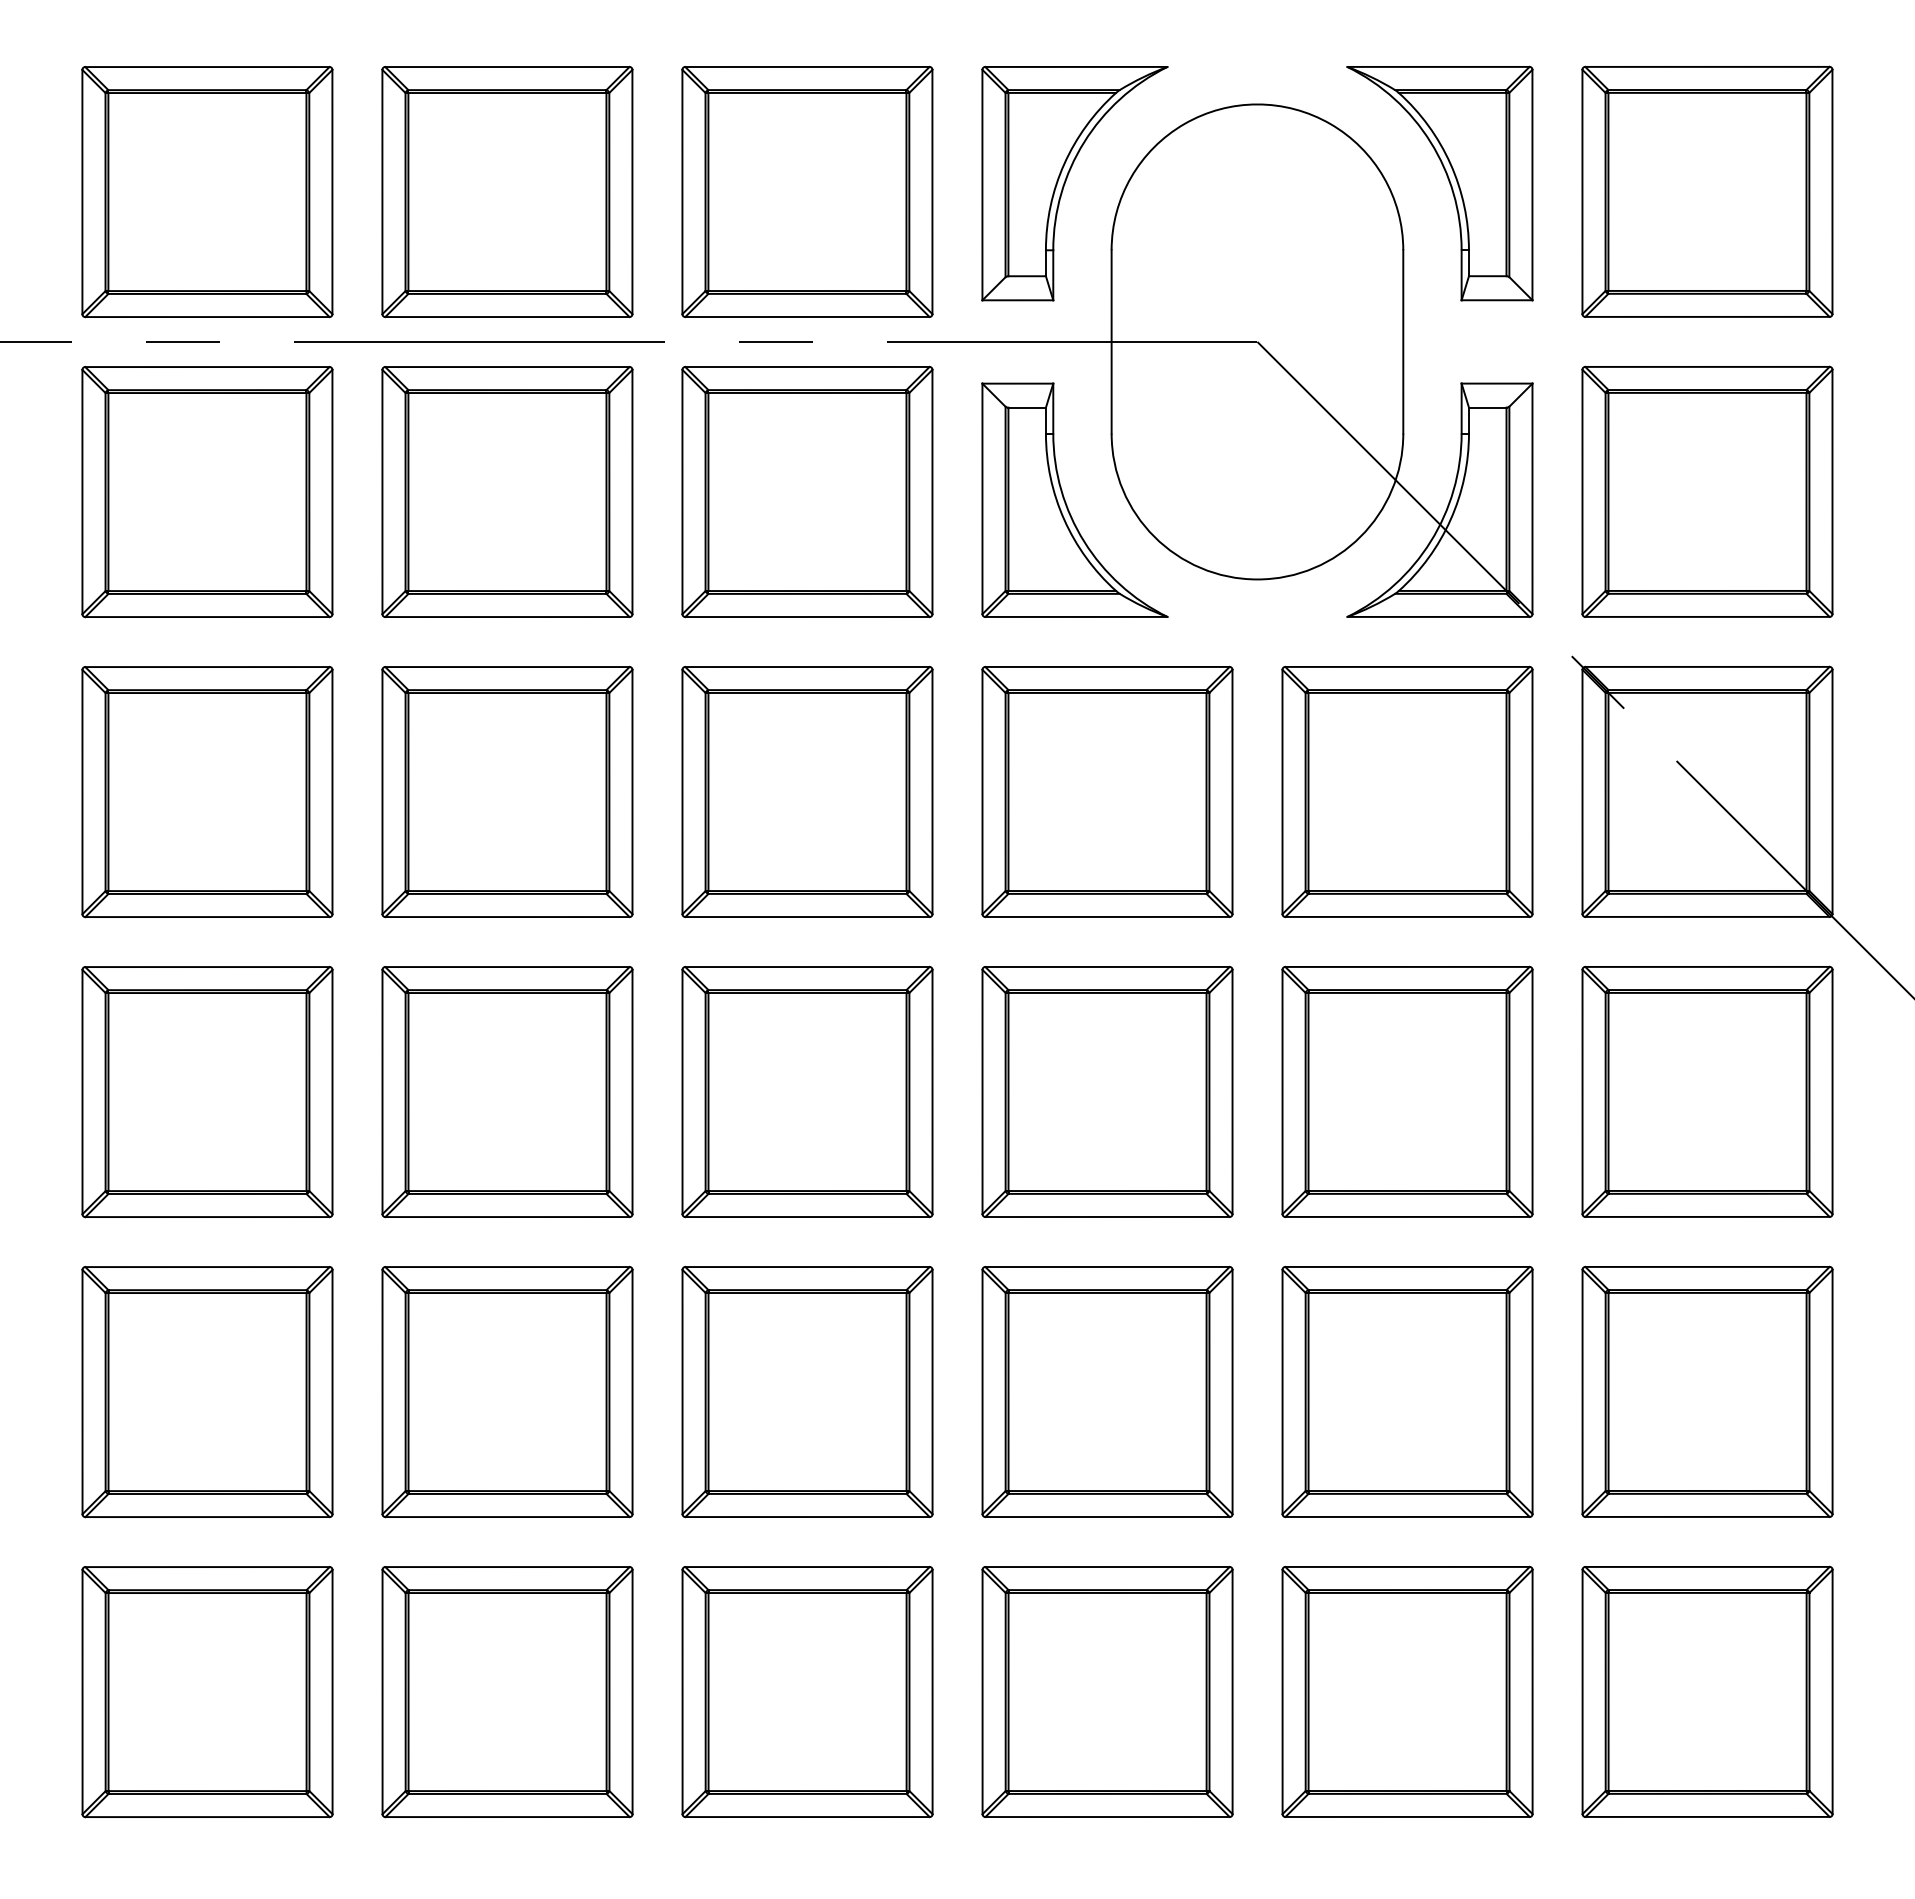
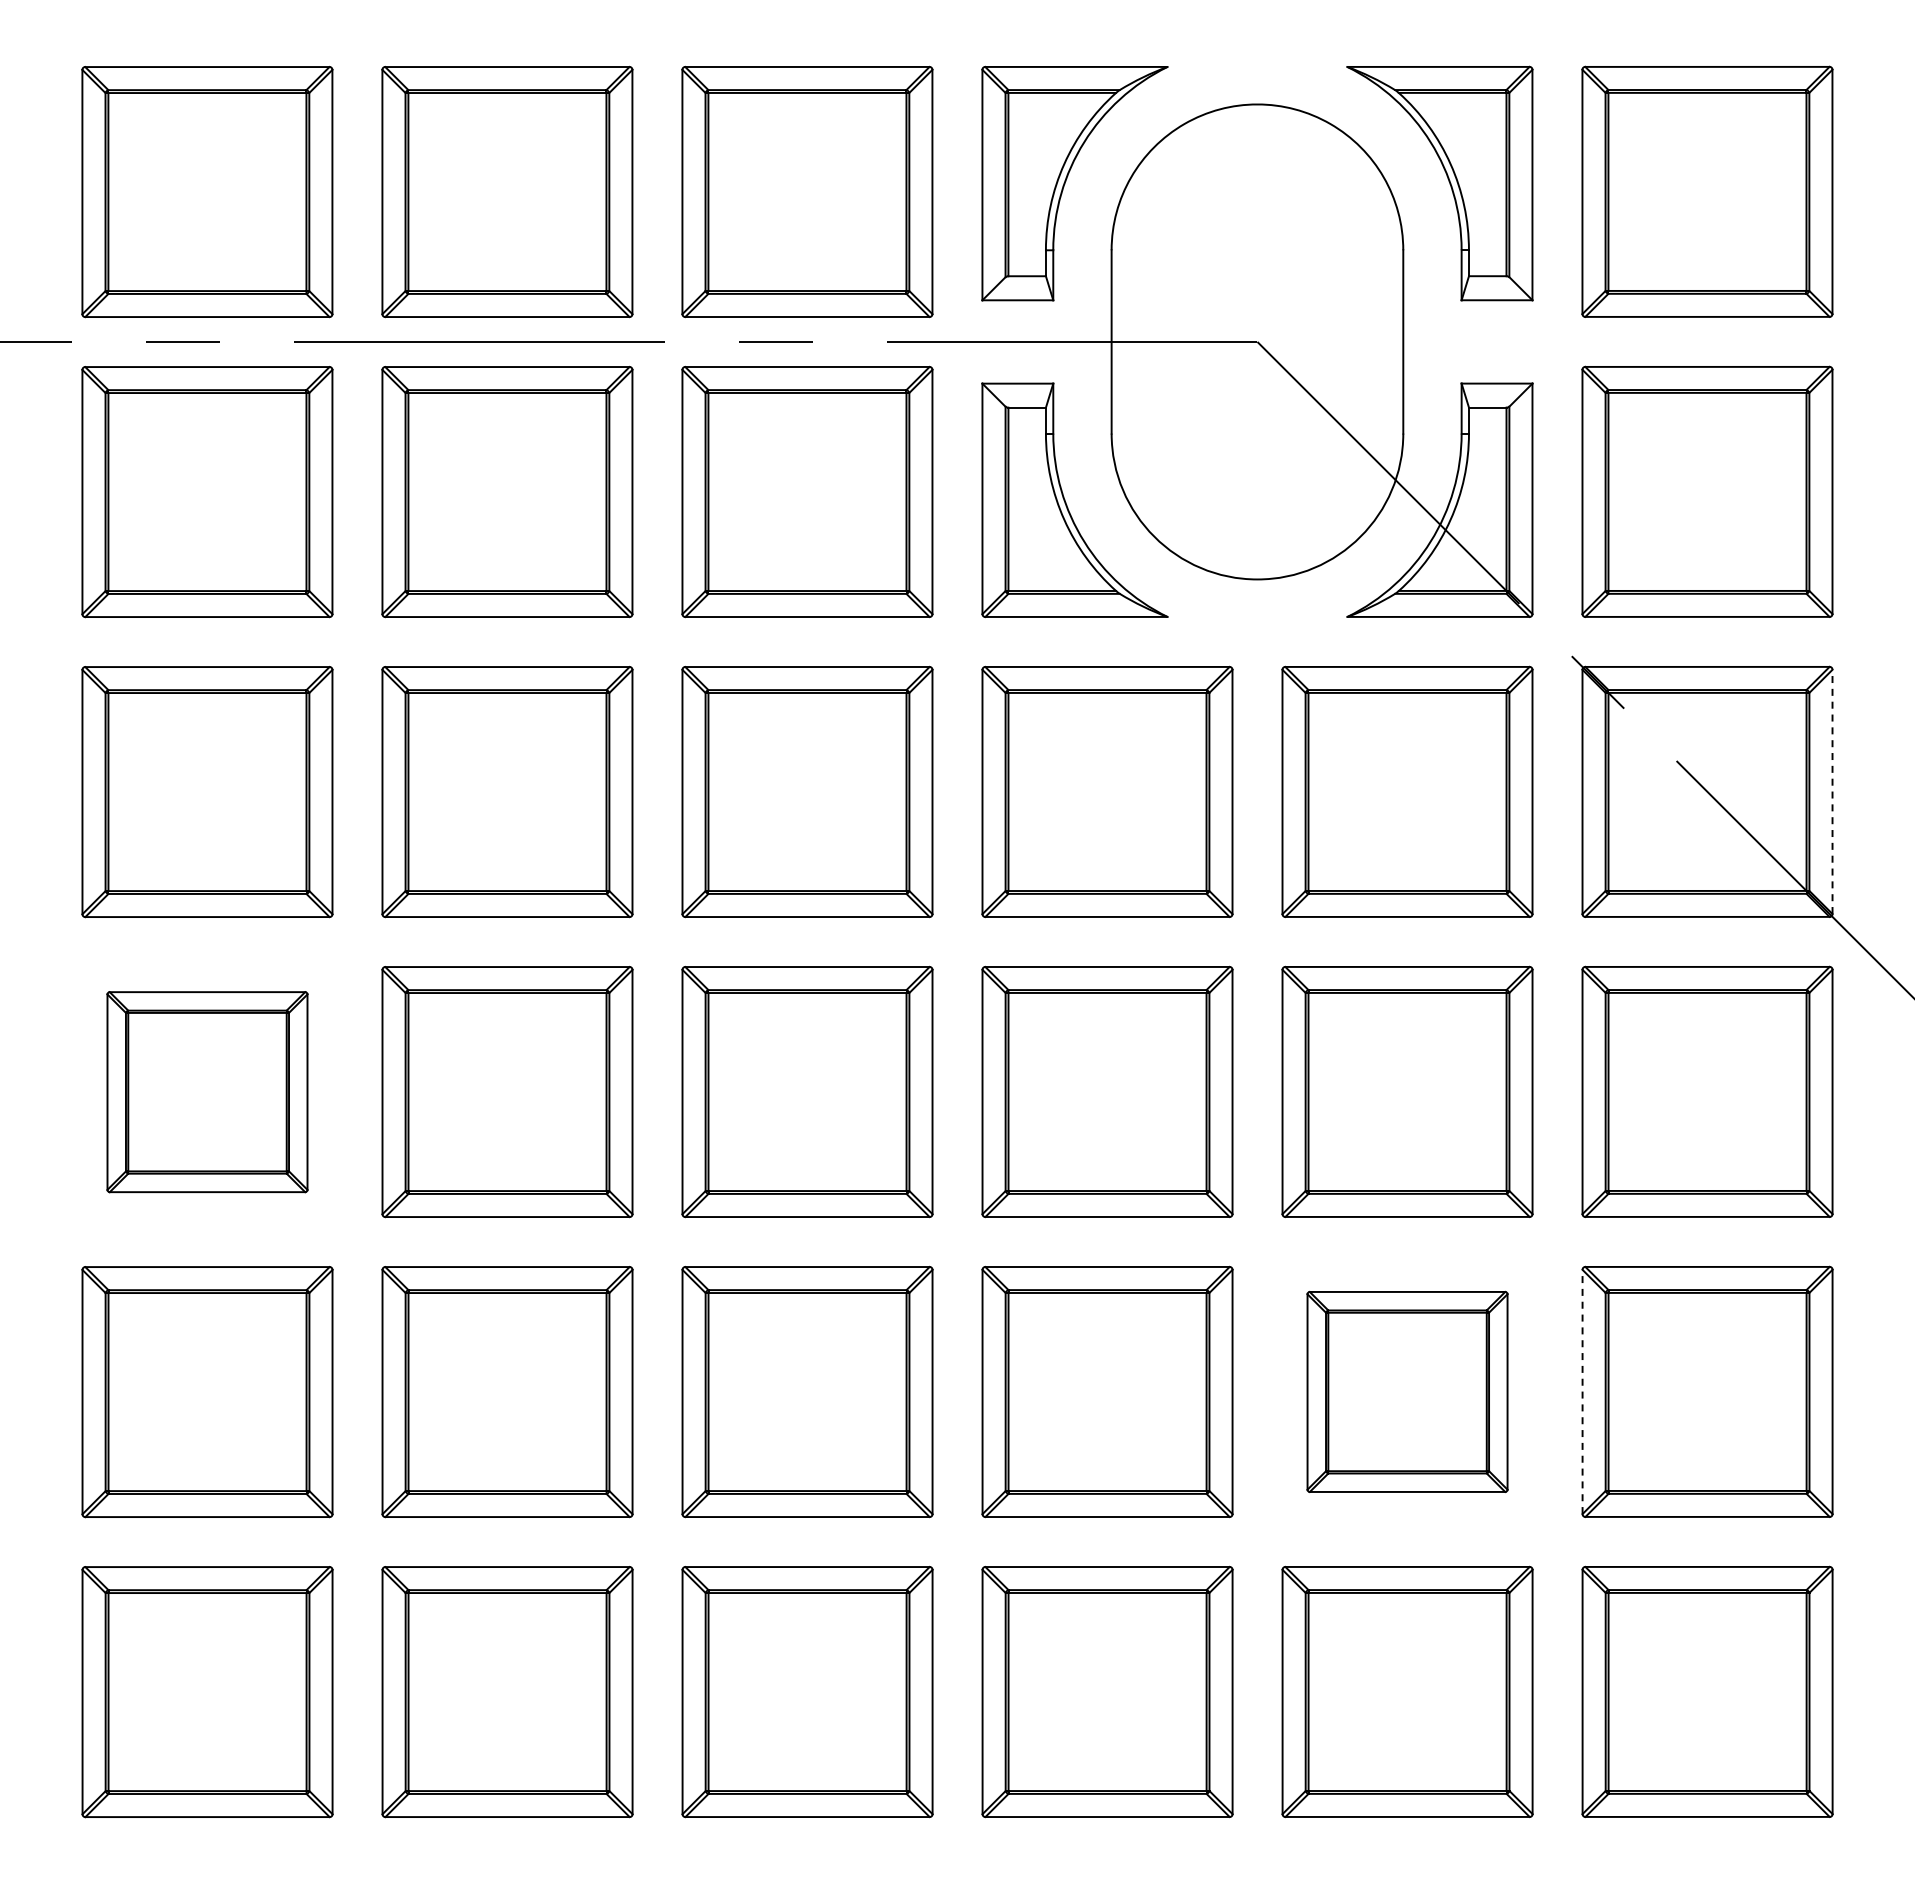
line: solid -> dashed (1832, 791)
part size: 253x253 px -> 203x203 px (207, 1092)
part size: 253x254 px -> 203x203 px (1407, 1391)
line: solid -> dashed (1582, 1391)
